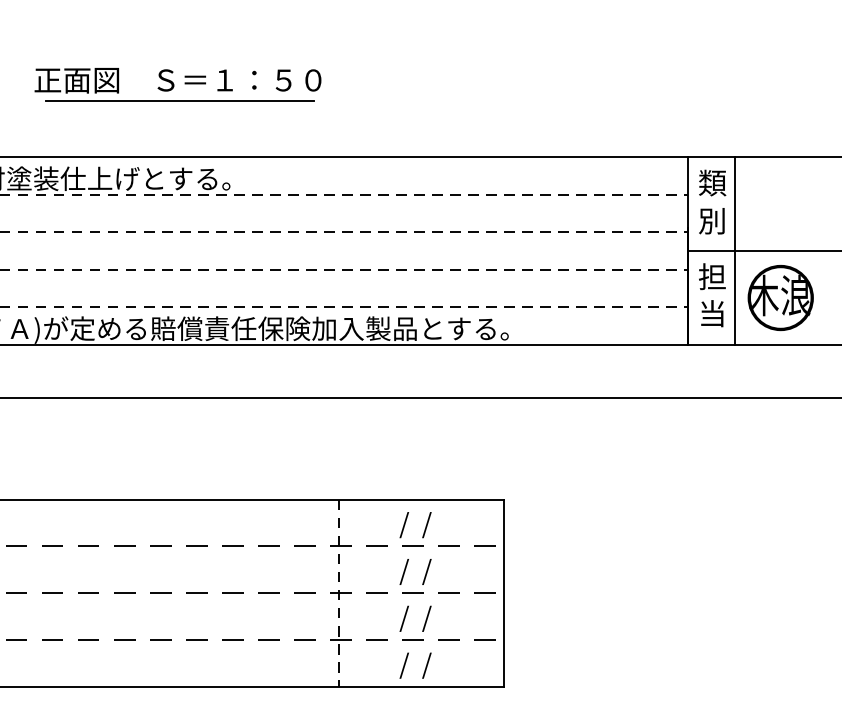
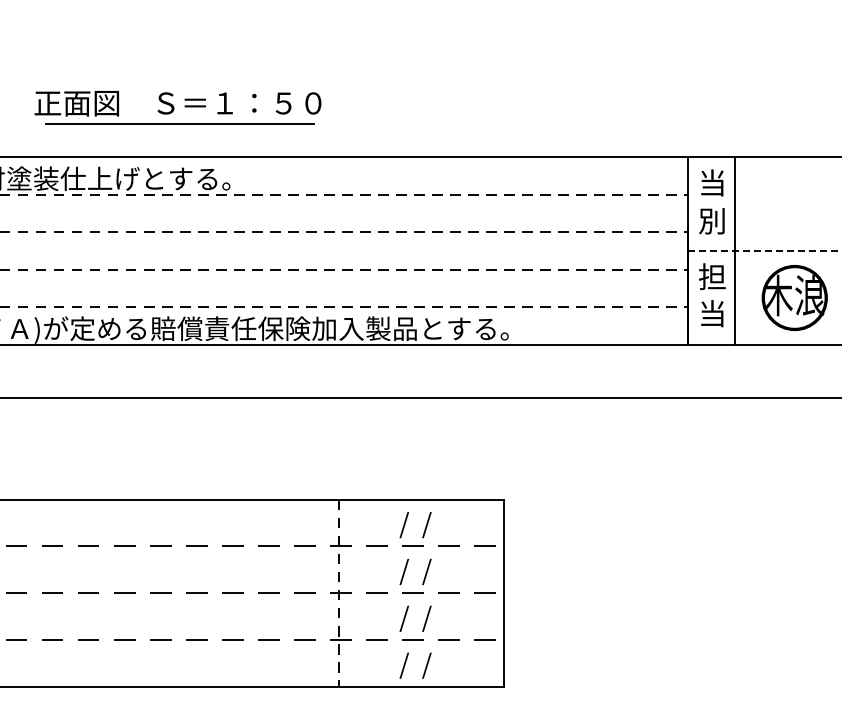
part position: (177, 84) -> (177, 107) (177, 107)
text: 類 -> 当 (712, 182)
line: solid -> dashed (765, 250)
part position: (780, 298) -> (794, 298) (794, 298)
